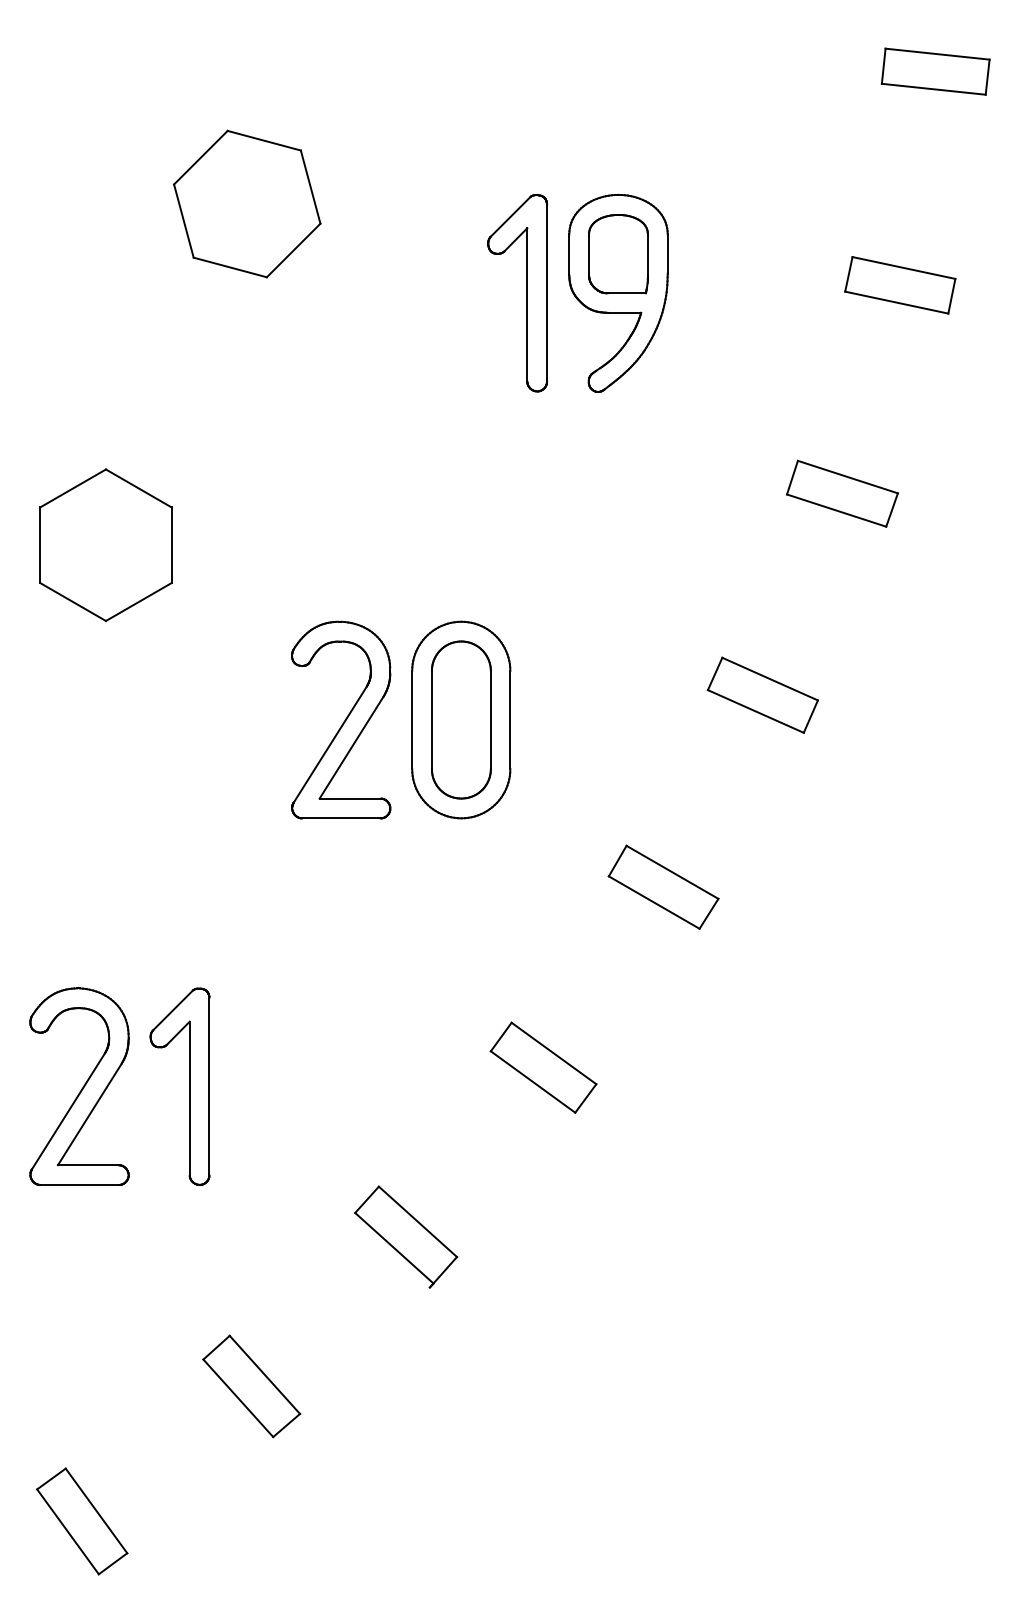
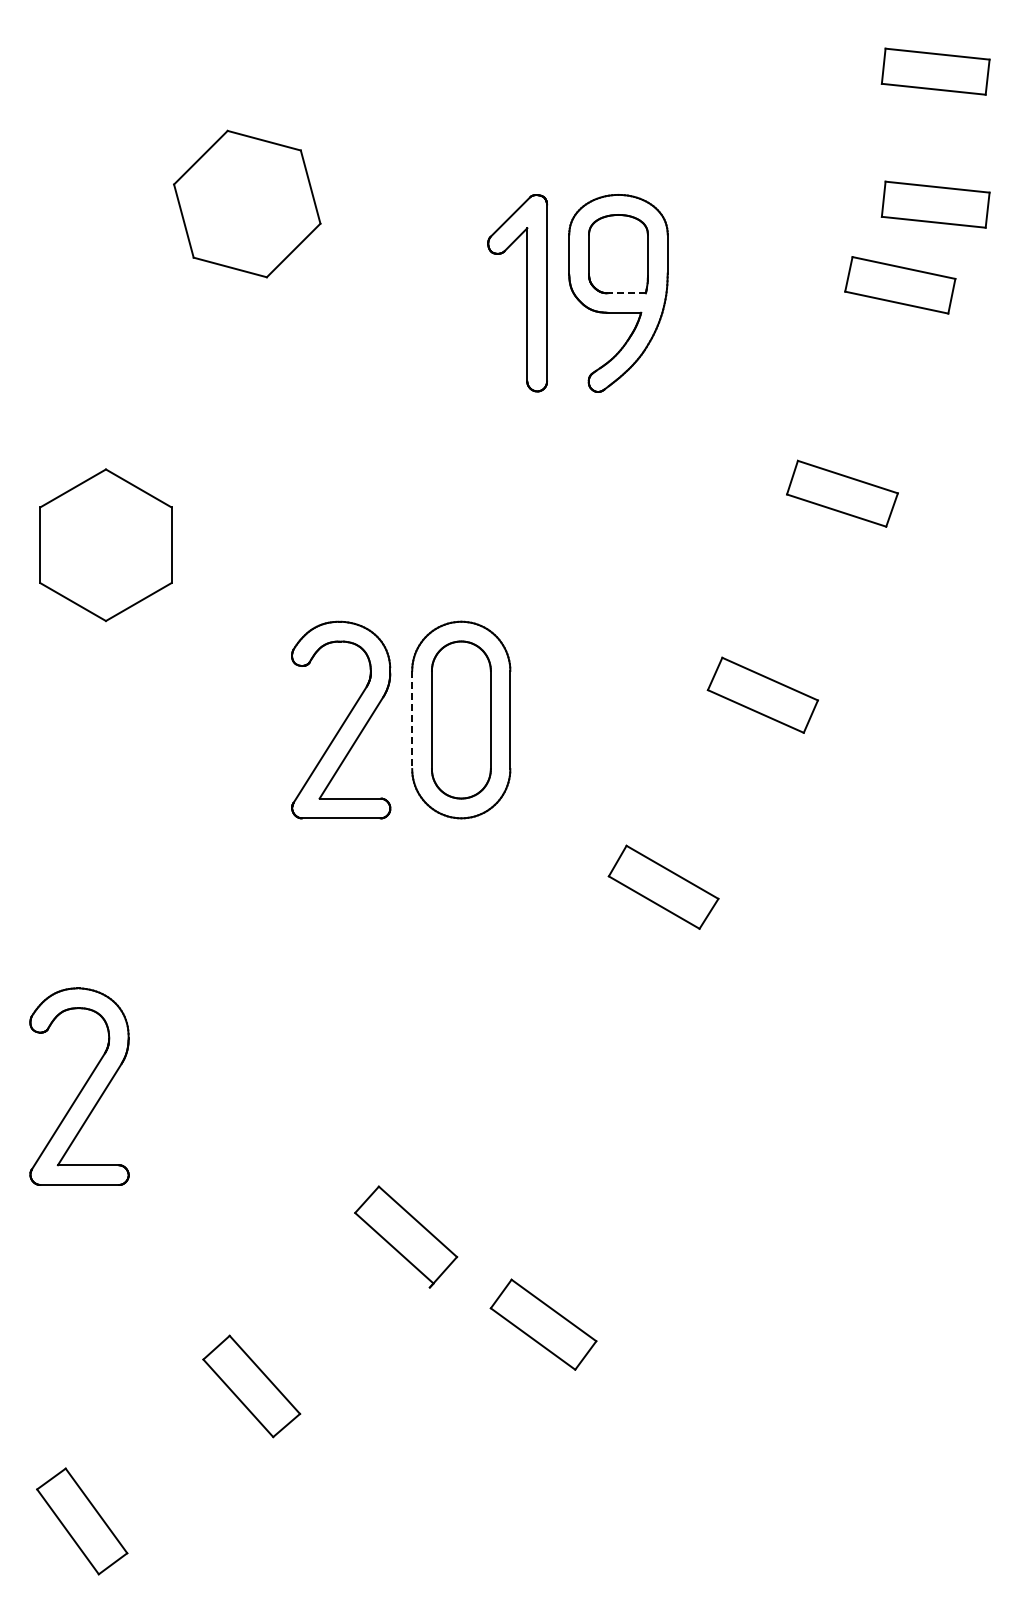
part: none -> present (935, 204)
line: solid -> dashed (626, 293)
line: solid -> dashed (412, 720)
part position: (543, 1067) -> (543, 1324) (543, 1324)
part: present -> none (189, 1086)
